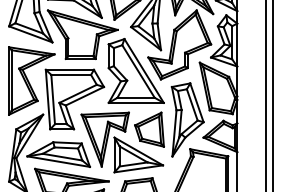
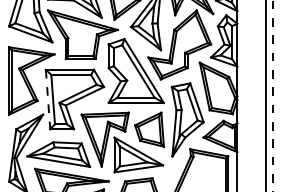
line: solid -> dashed (272, 96)
line: solid -> dashed (48, 99)
